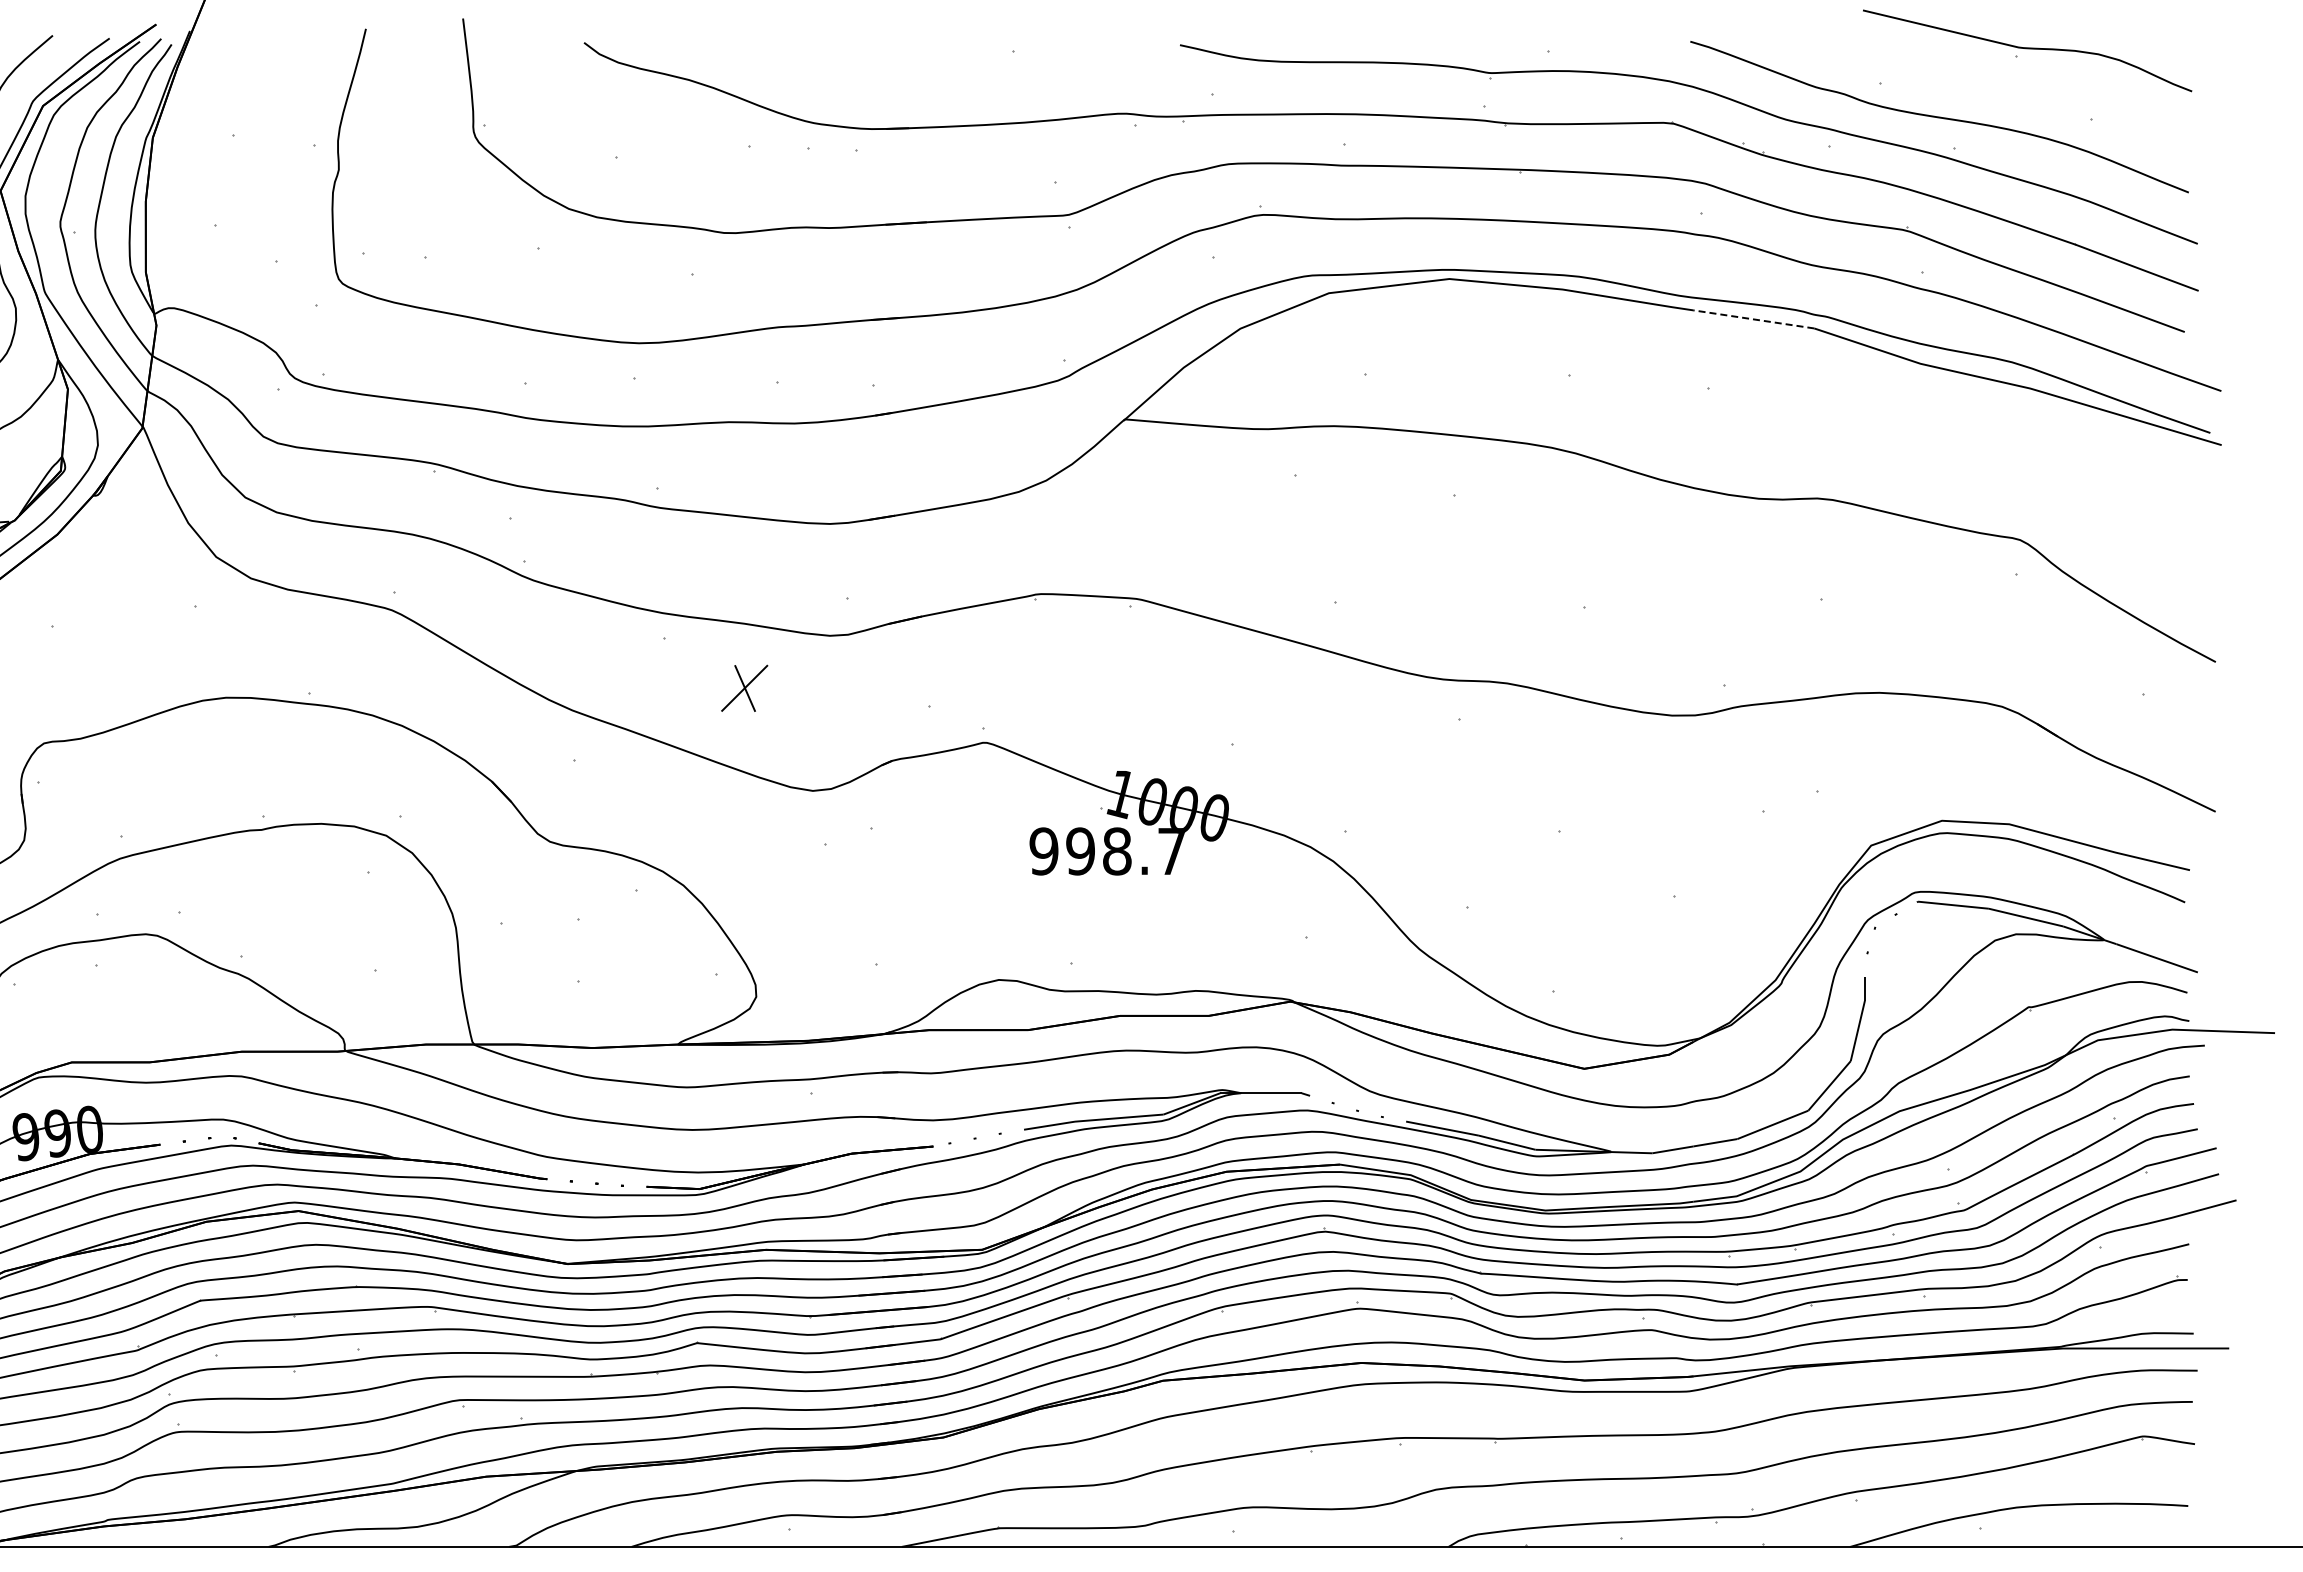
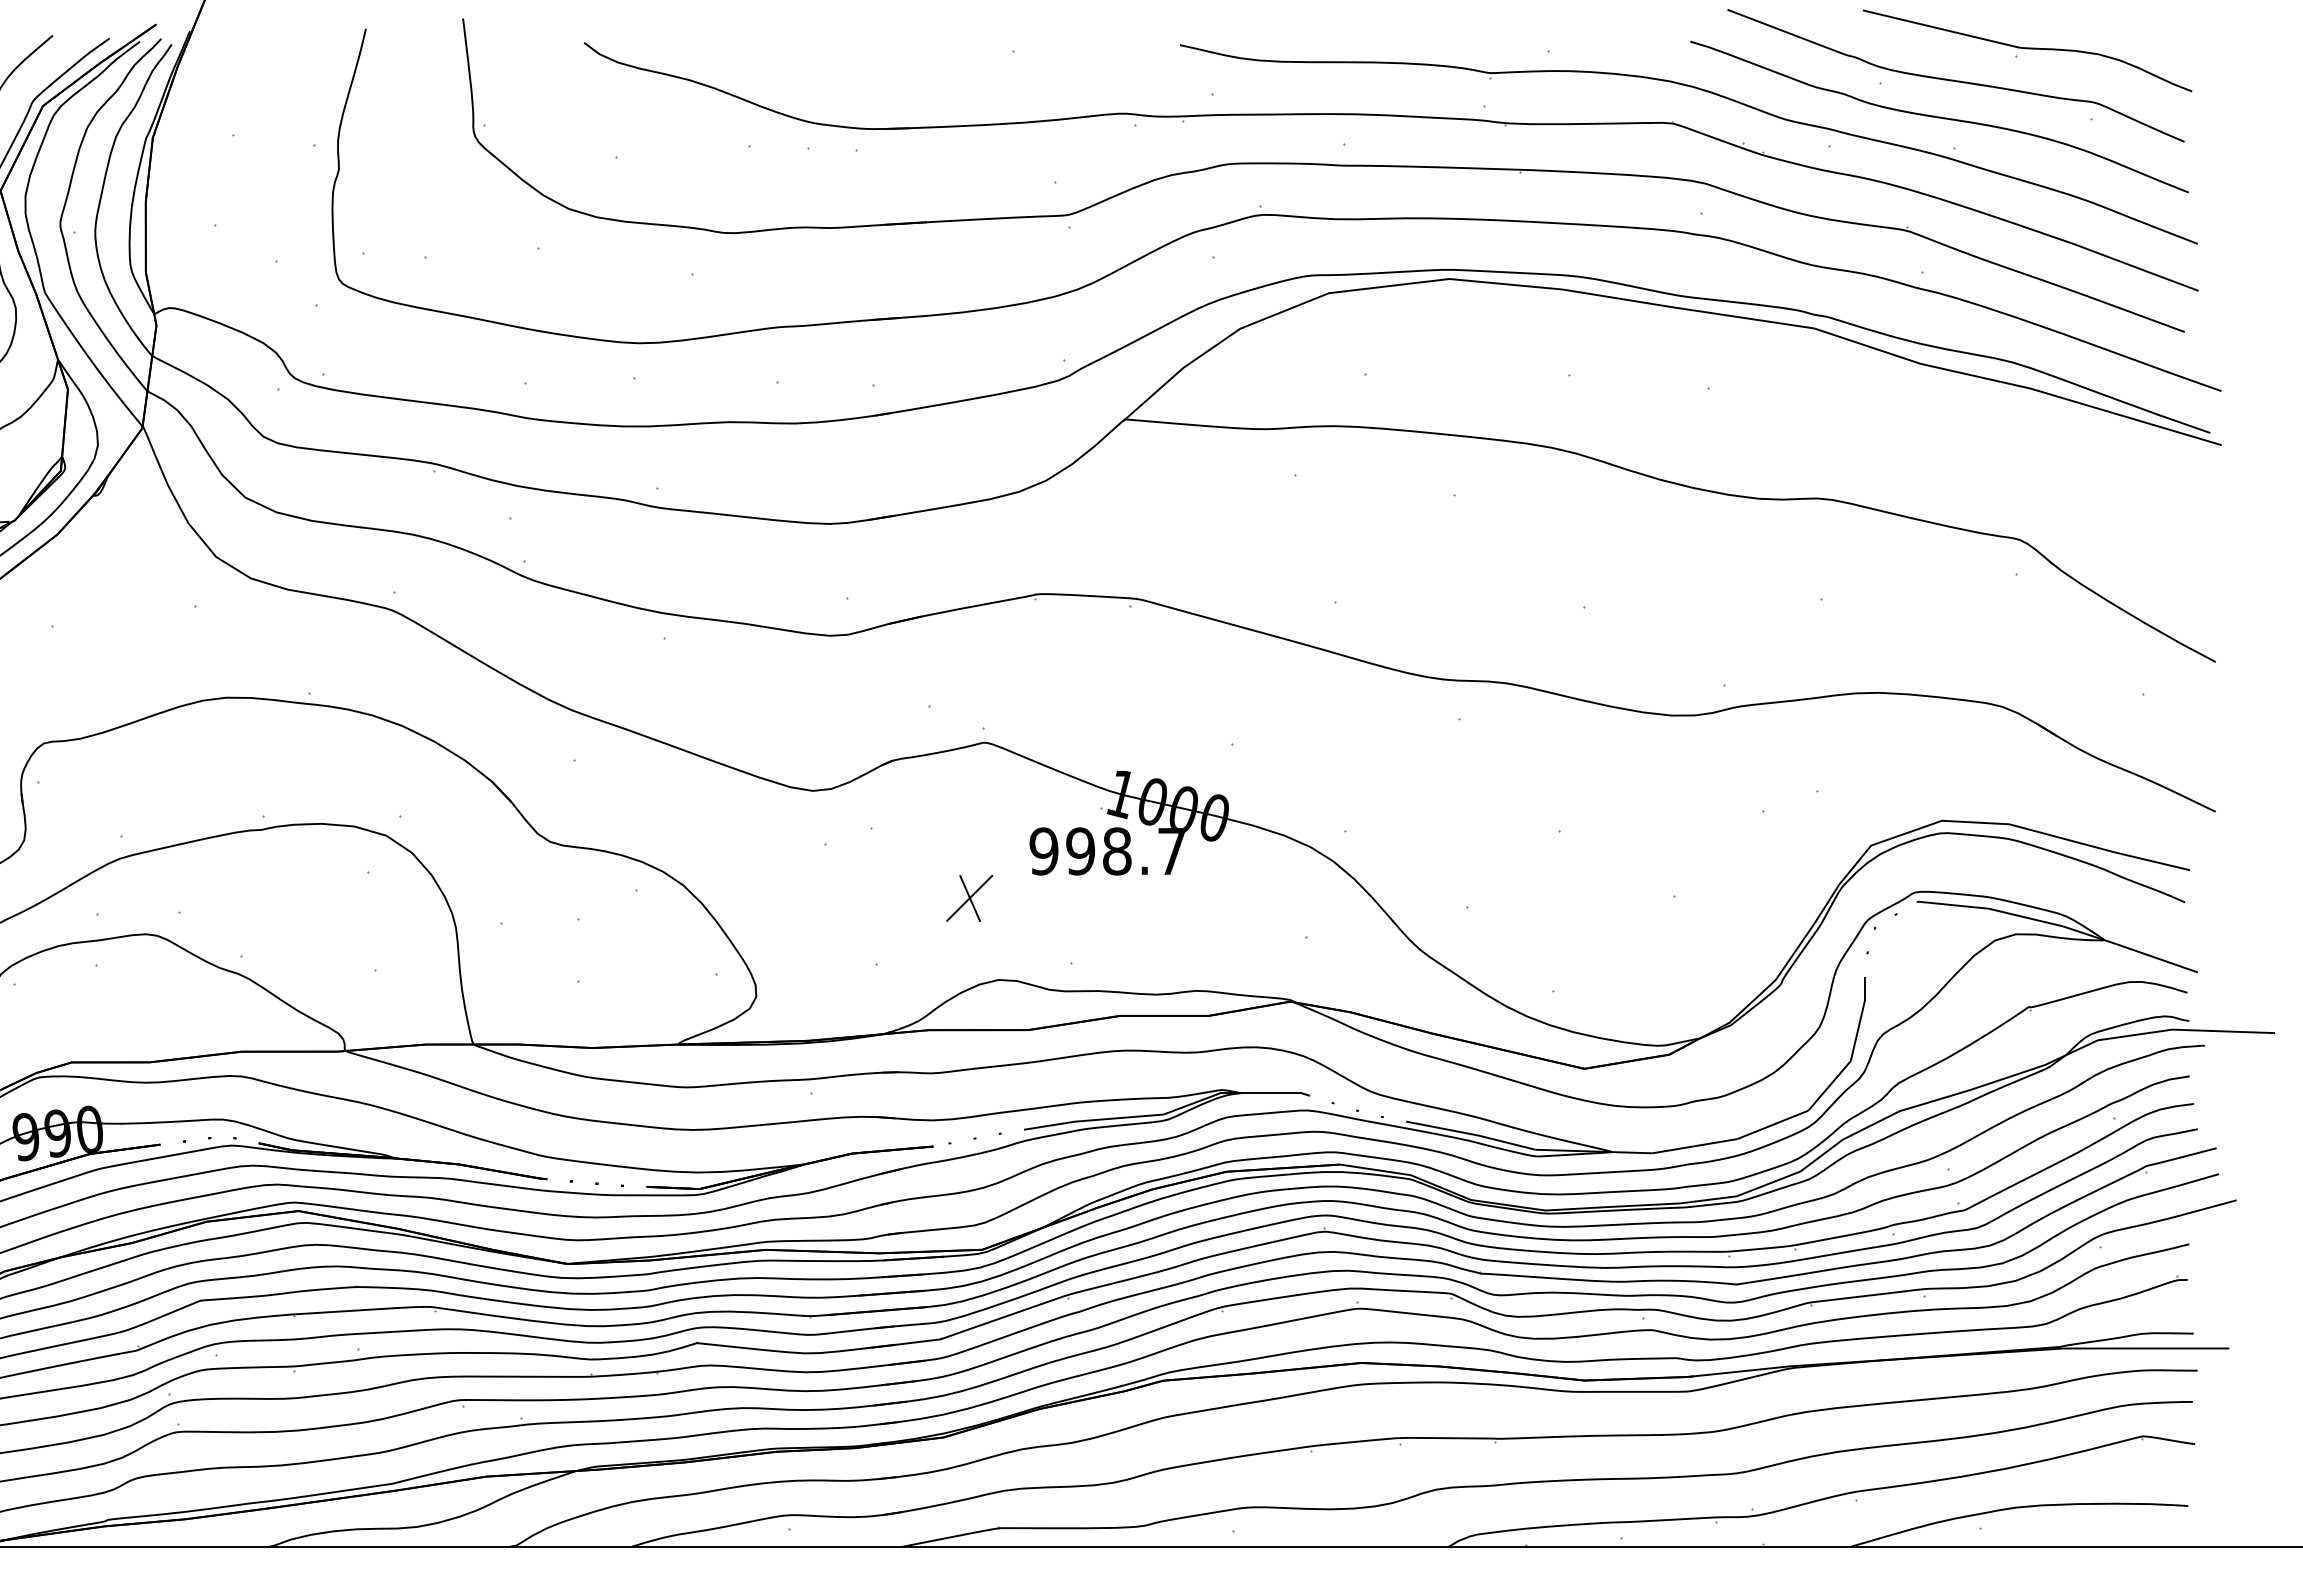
curve: none -> present (1953, 79)
line: dashed -> solid (1753, 319)
part position: (744, 687) -> (969, 897) (969, 897)
